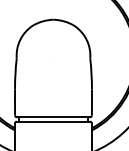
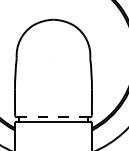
line: solid -> dashed (54, 117)
